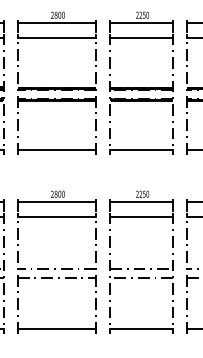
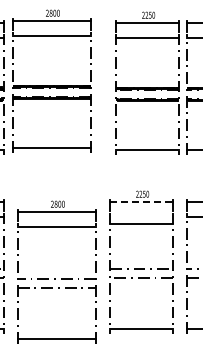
part position: (56, 82) -> (51, 80) (51, 80)
part position: (141, 82) -> (147, 82) (147, 82)
line: solid -> dashed (142, 201)
line position: (141, 216) -> (141, 223) (141, 223)
part position: (55, 268) -> (55, 278) (55, 278)
